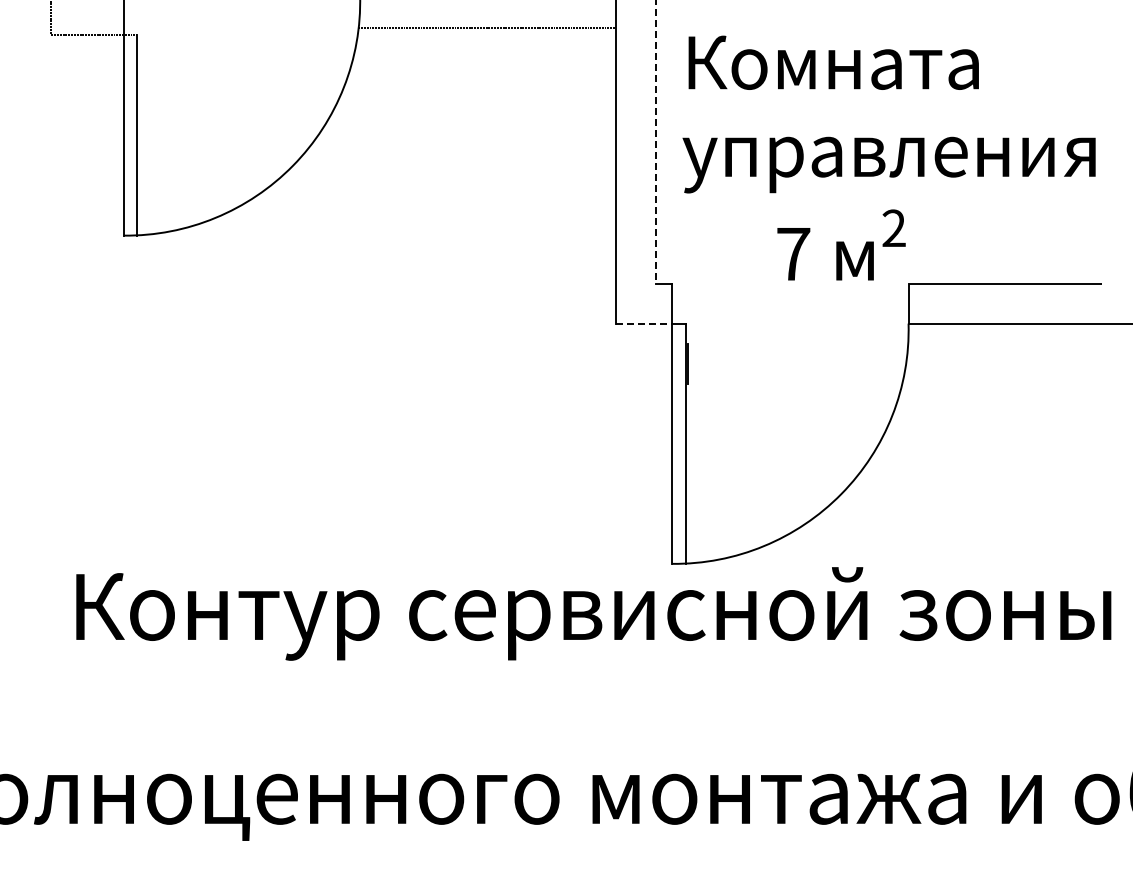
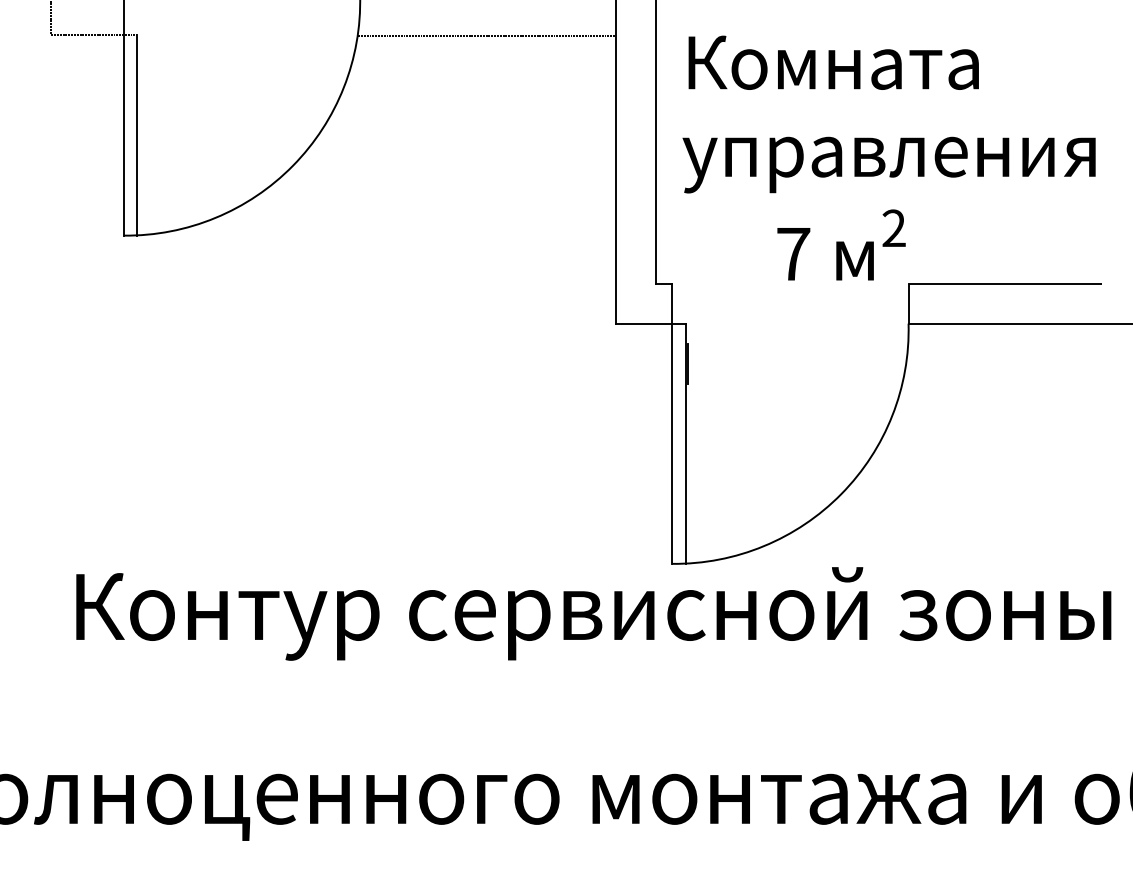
line position: (486, 27) -> (486, 35) (486, 35)
line: dashed -> solid (655, 142)
line: dashed -> solid (644, 323)
